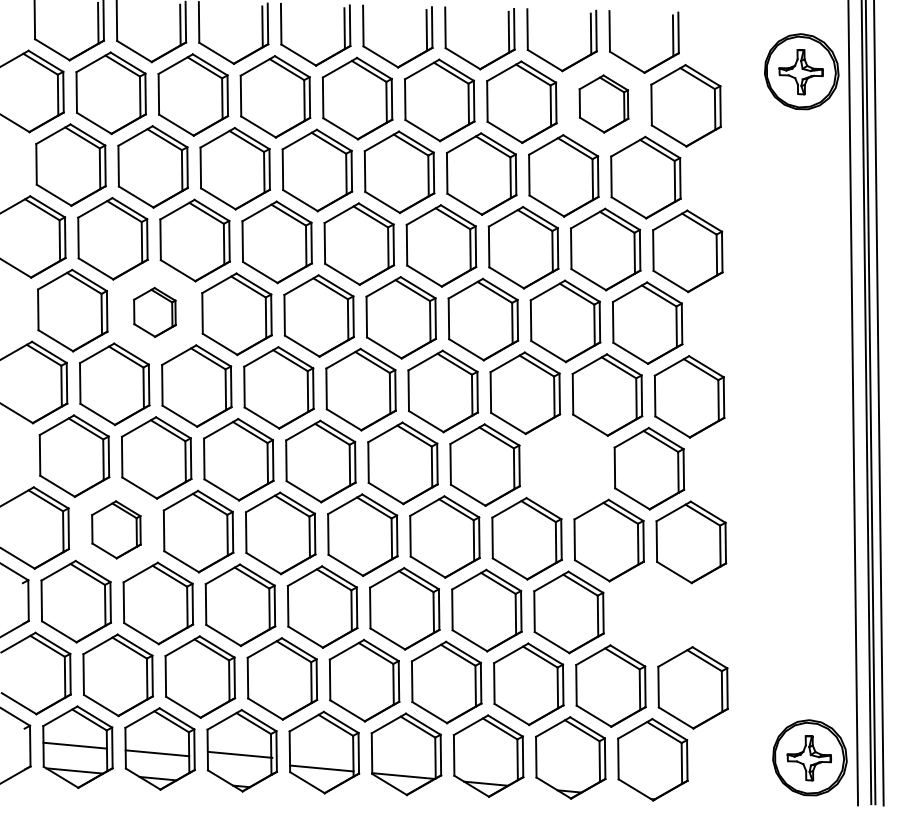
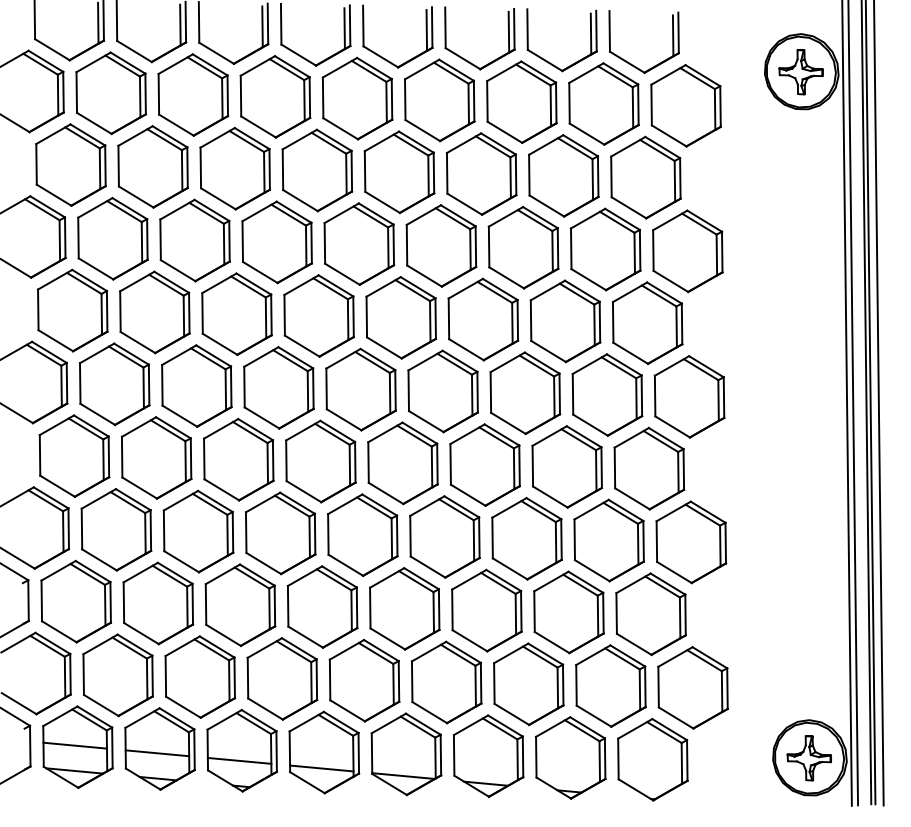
part size: 52x60 px -> 72x84 px (603, 103)
part size: 44x52 px -> 72x85 px (154, 312)
line: none -> present (846, 403)
part: none -> present (567, 466)
part size: 51x60 px -> 73x84 px (116, 529)
part: none -> present (650, 614)
line position: (240, 754) -> (239, 760) (239, 760)
